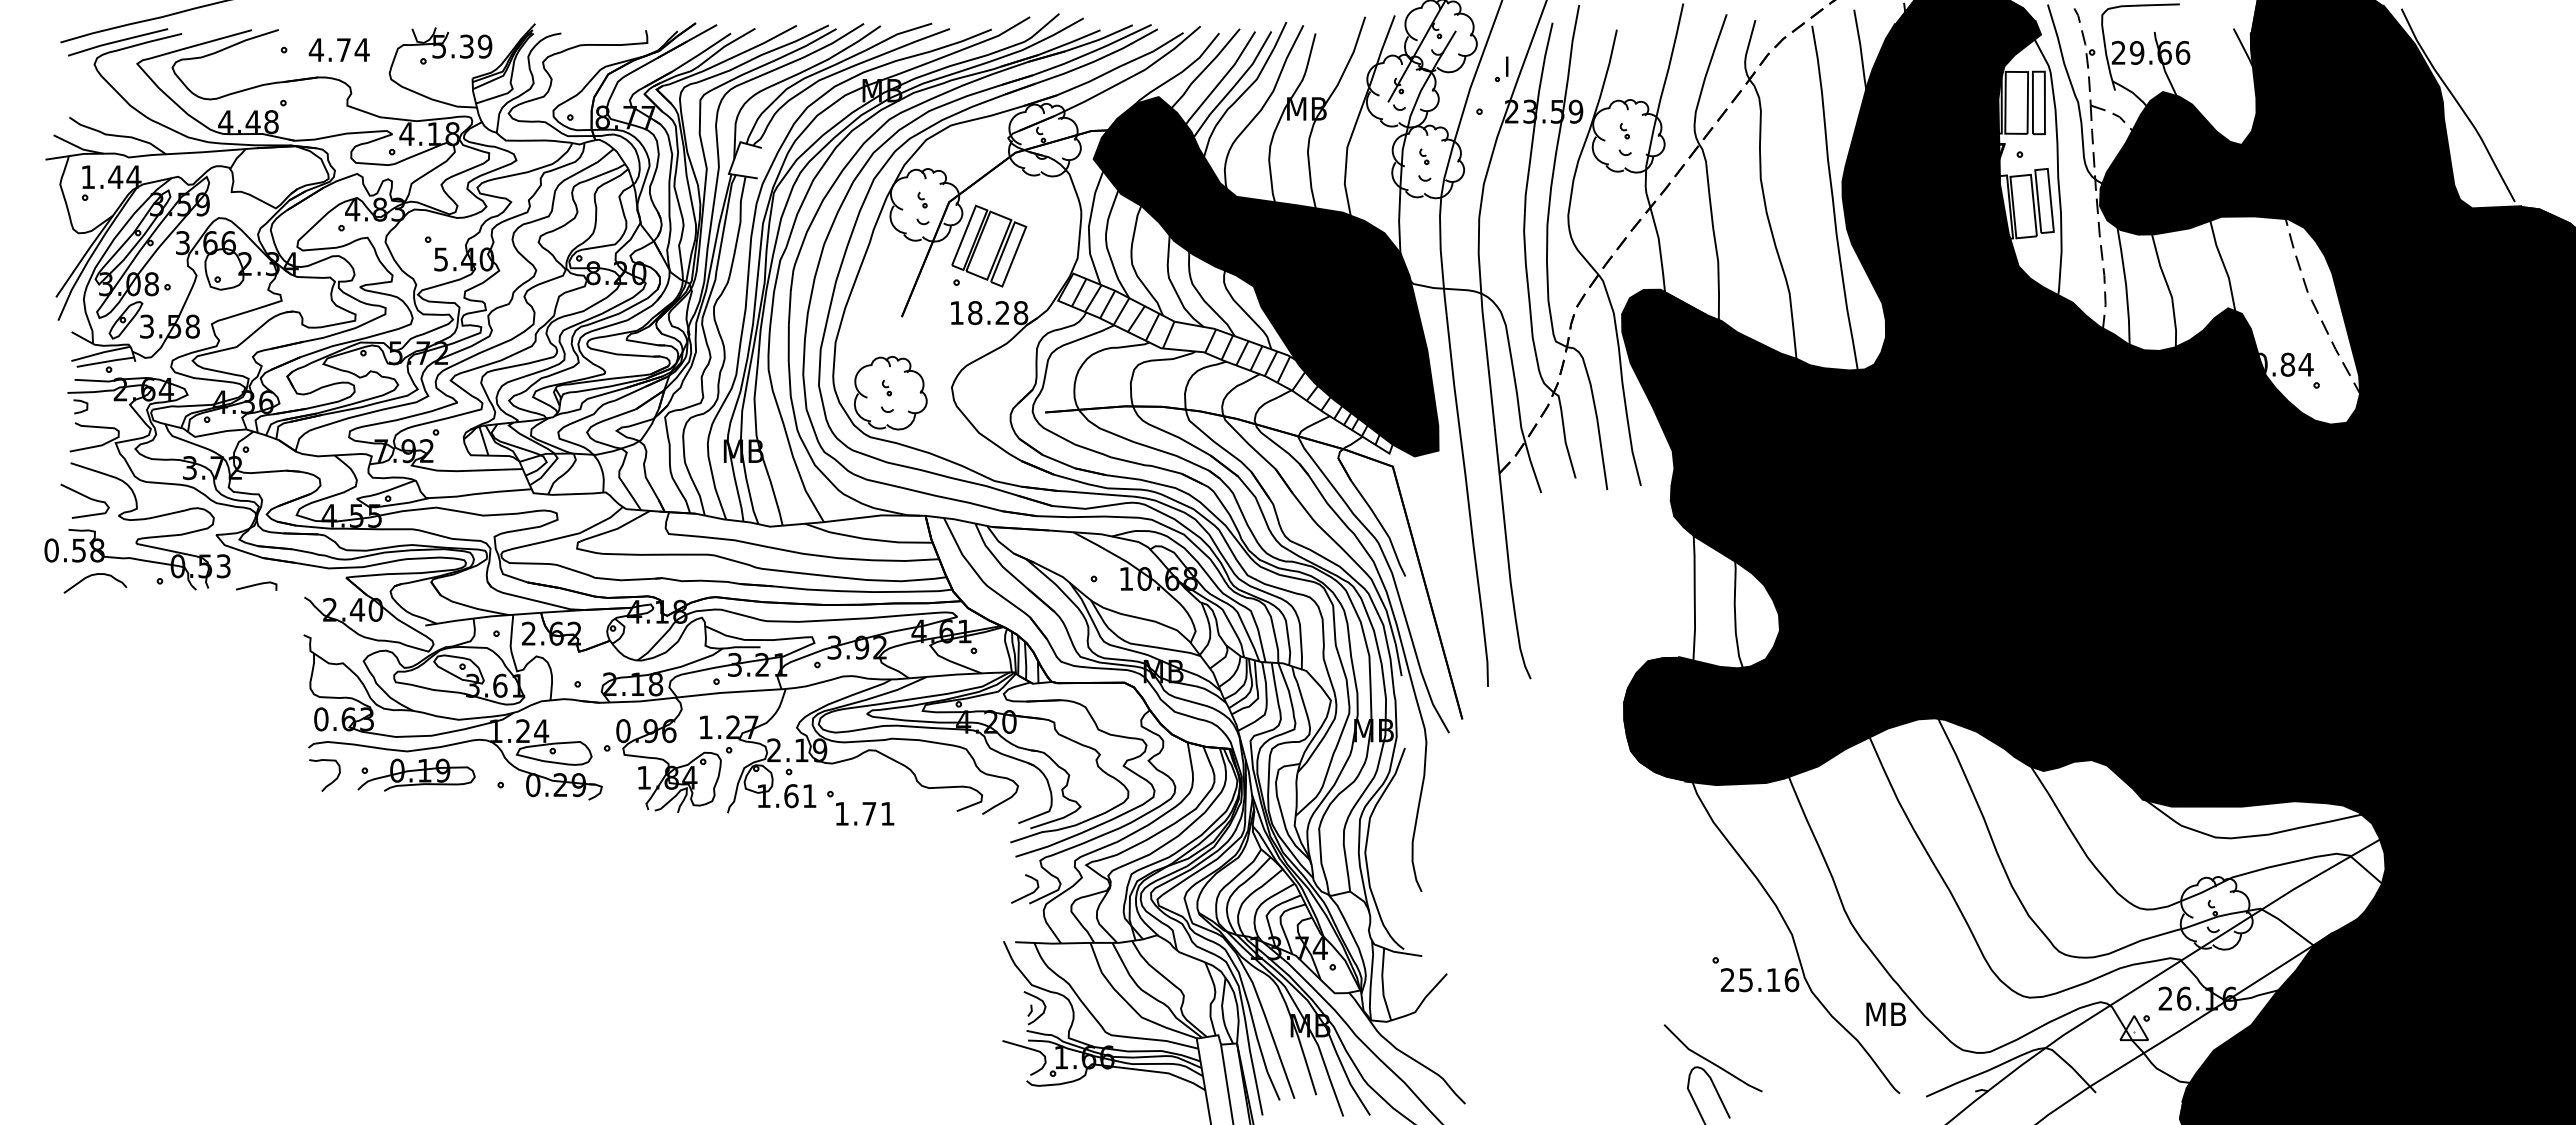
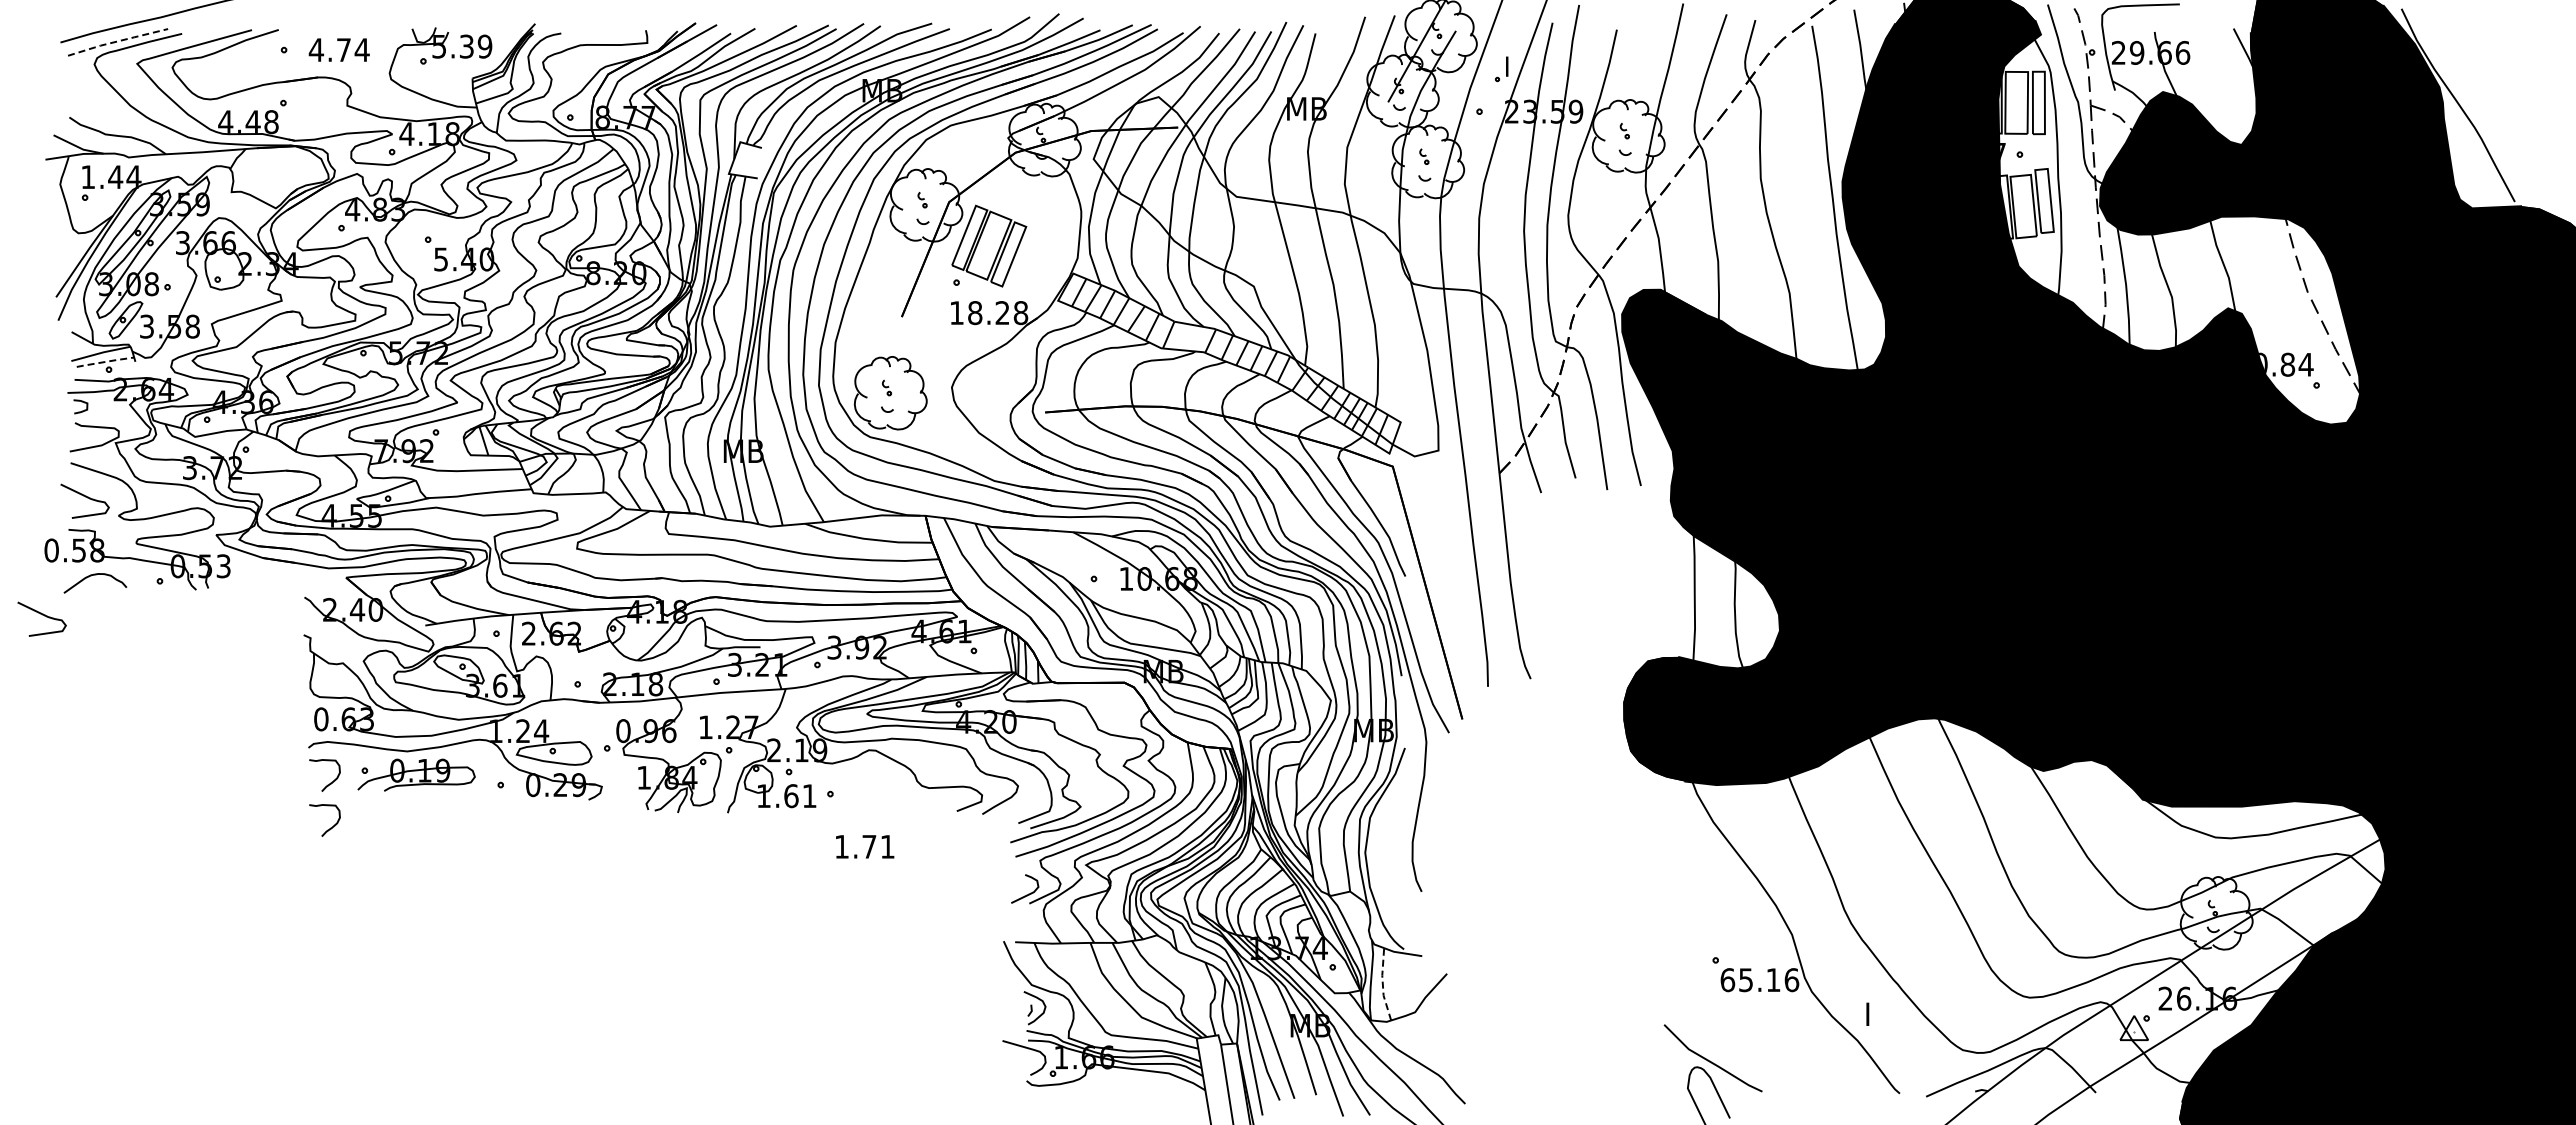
line: solid -> dashed (117, 41)
fill: present -> none (1265, 276)
line: solid -> dashed (105, 361)
curve: present -> none (256, 585)
curve: none -> present (42, 615)
text position: (865, 813) -> (865, 846) (865, 846)
curve: none -> present (330, 827)
text: 25.16 -> 65.16 (1727, 980)
line: solid -> dashed (1382, 984)
text: MB -> I (1887, 1013)
